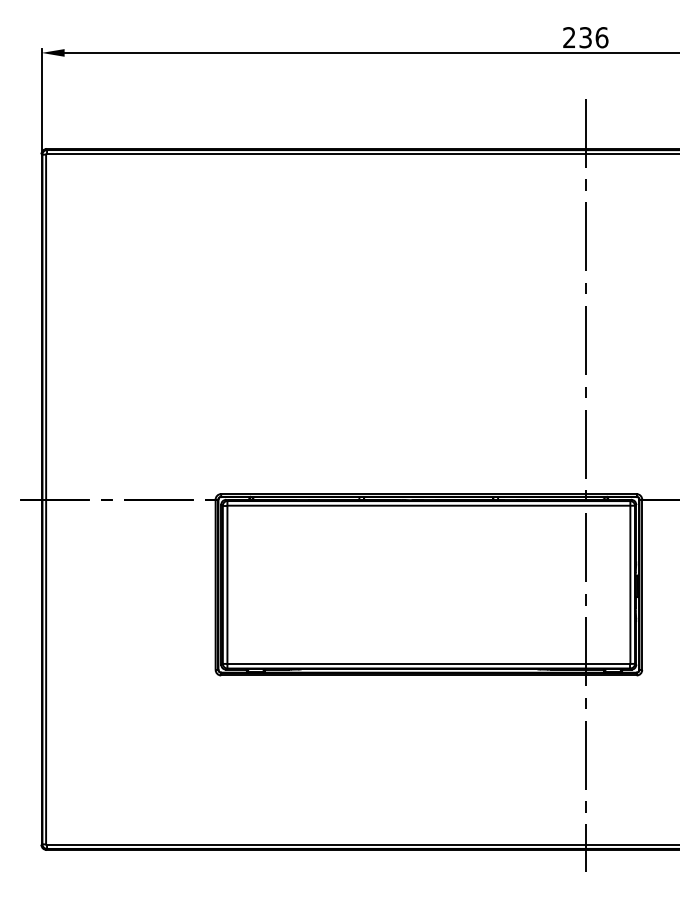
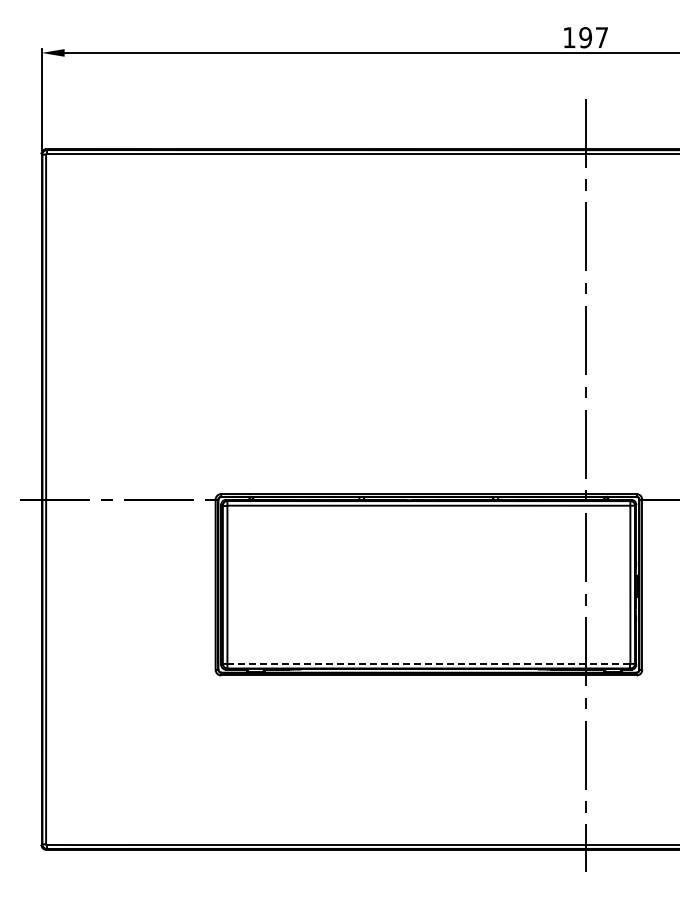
text: 236 -> 197 (585, 37)
line: solid -> dashed (429, 663)
